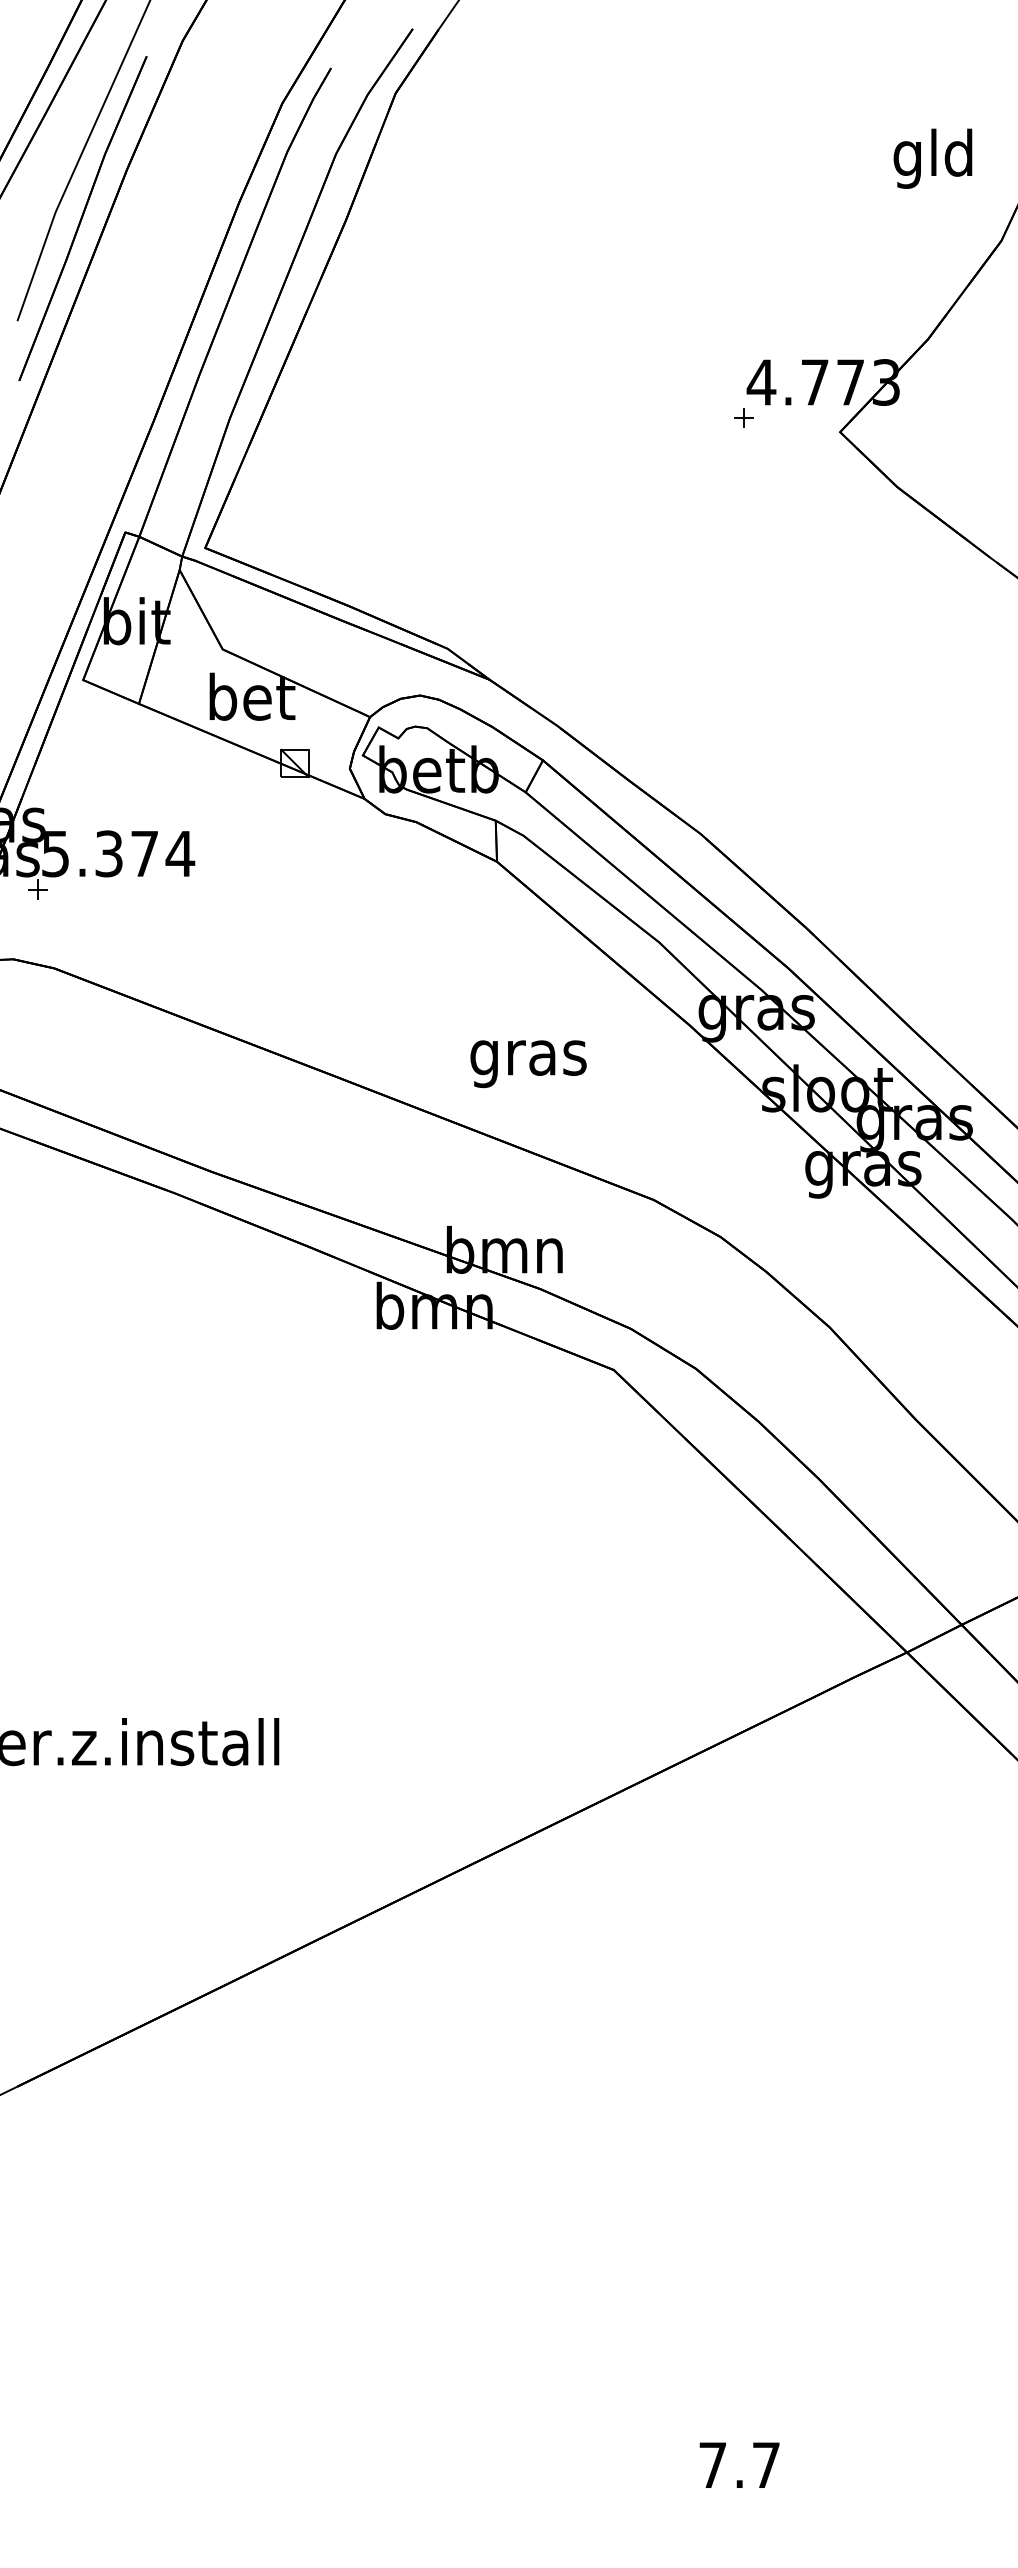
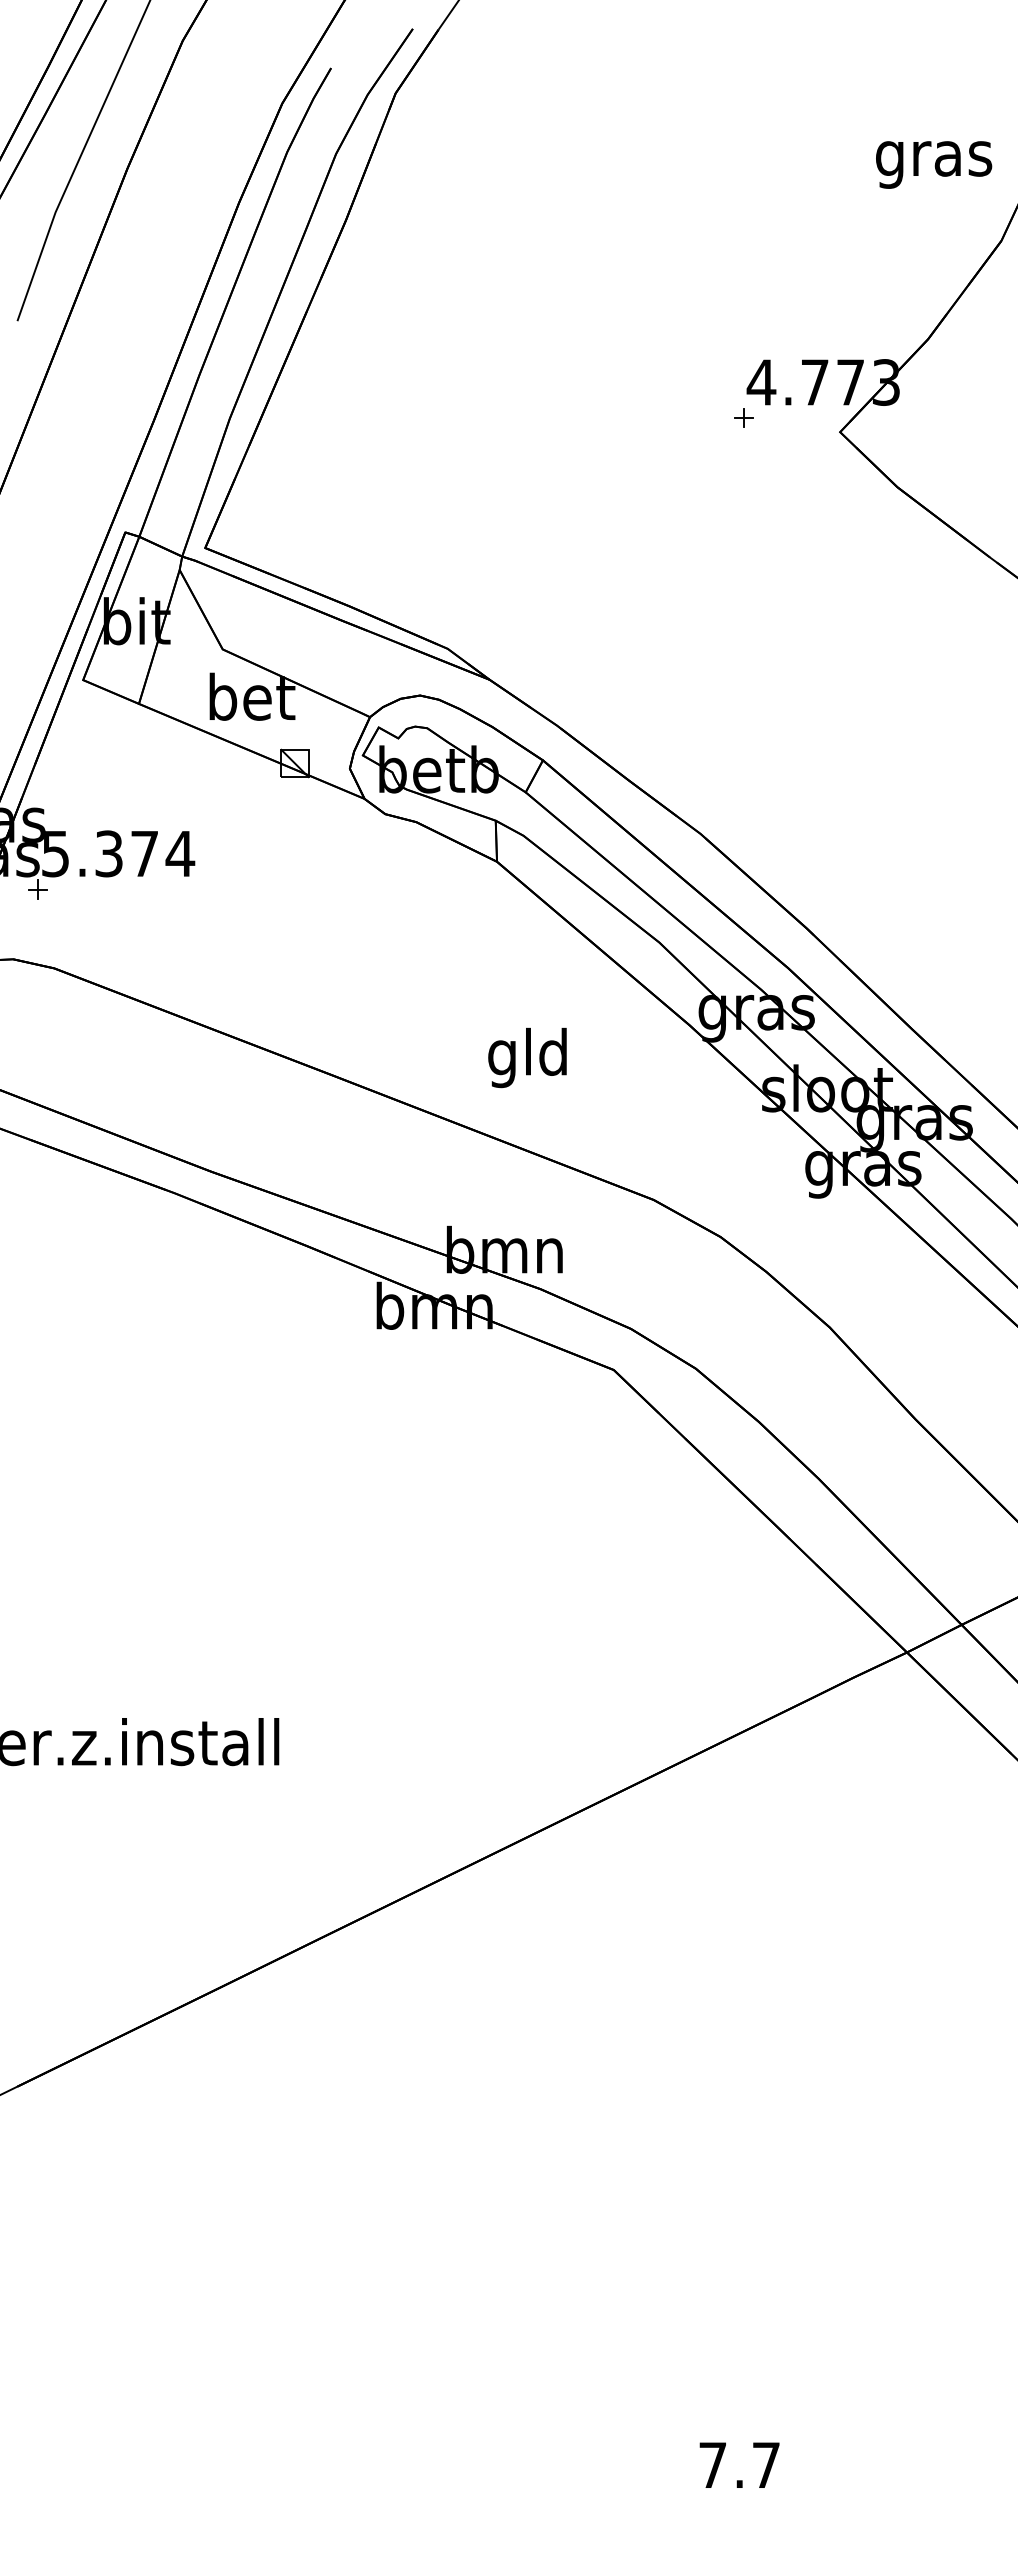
text: gld -> gras (934, 158)
part: present -> none (82, 218)
text: gras -> gld (528, 1057)
